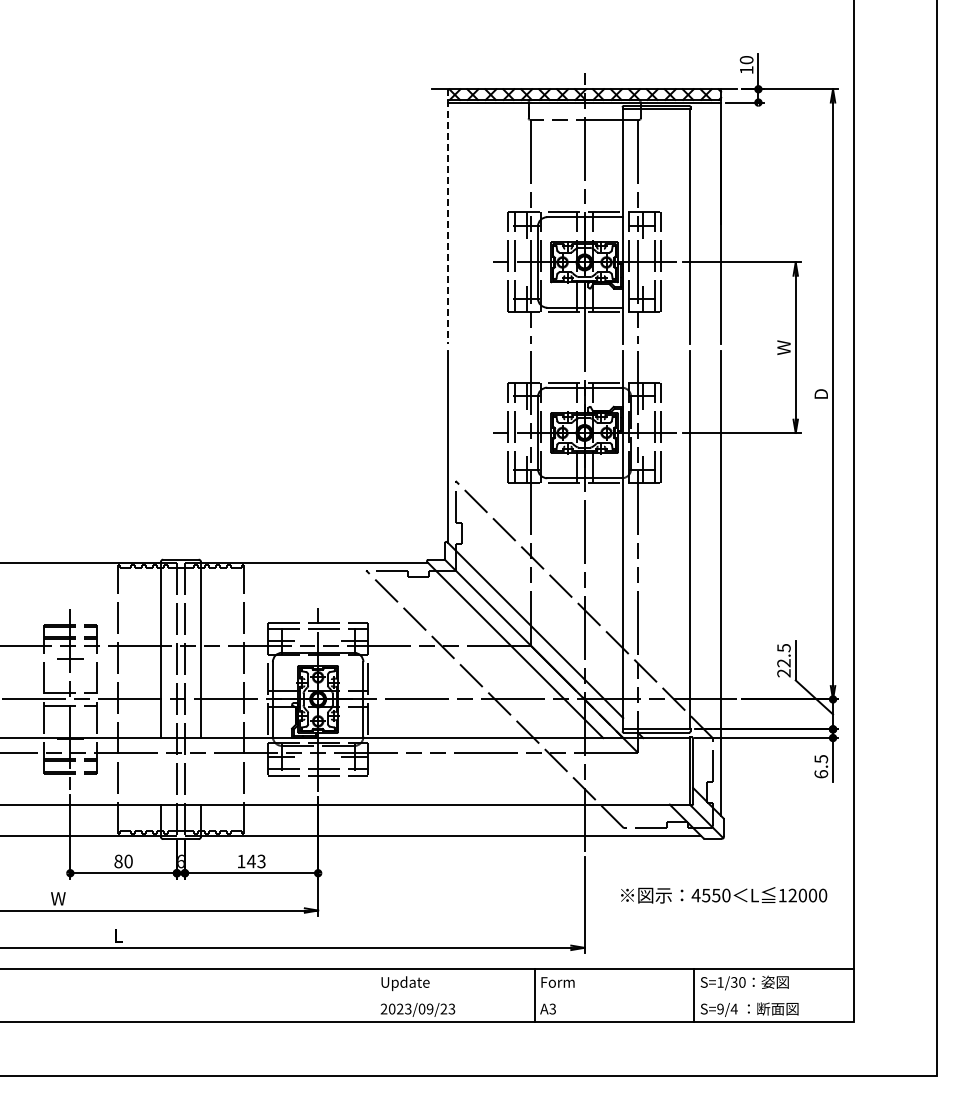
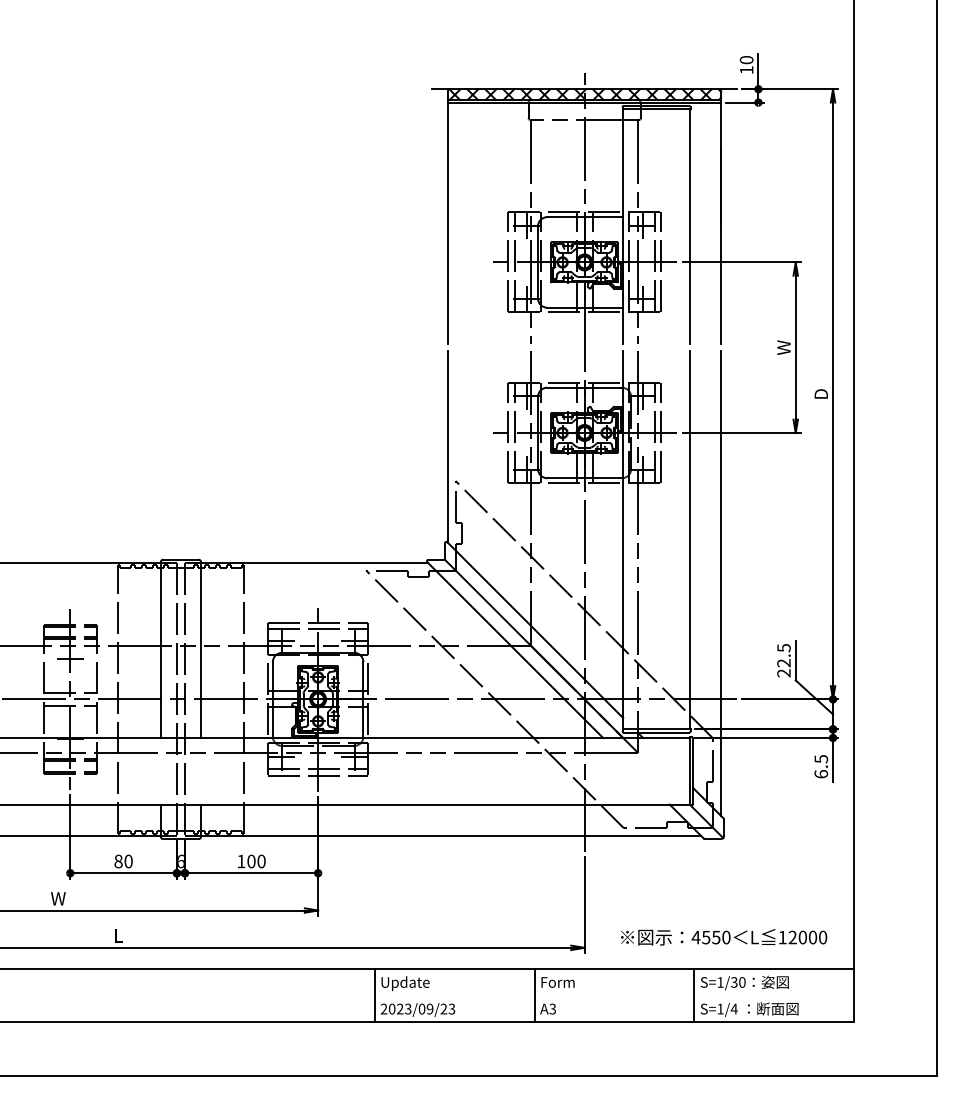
line: dashed -> solid (448, 216)
text: 143 -> 100 (256, 861)
text position: (724, 895) -> (724, 937) (724, 937)
line: none -> present (374, 995)
text: S=9/4 -> S=1/4 (720, 1008)
